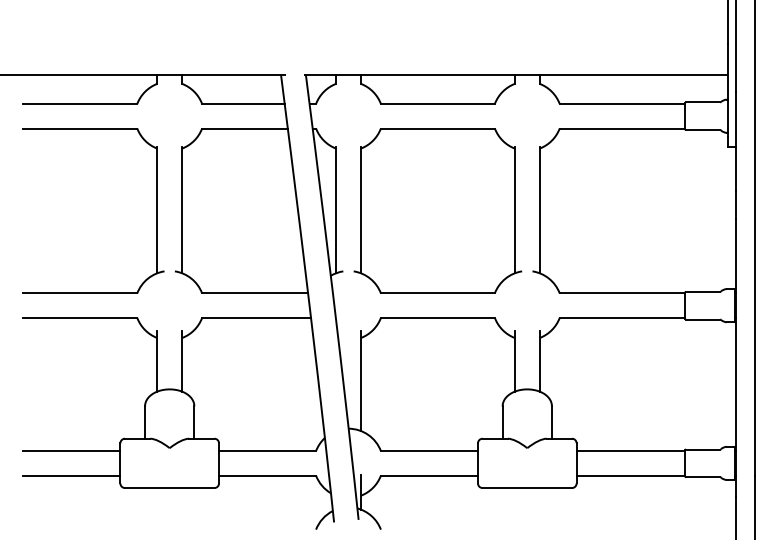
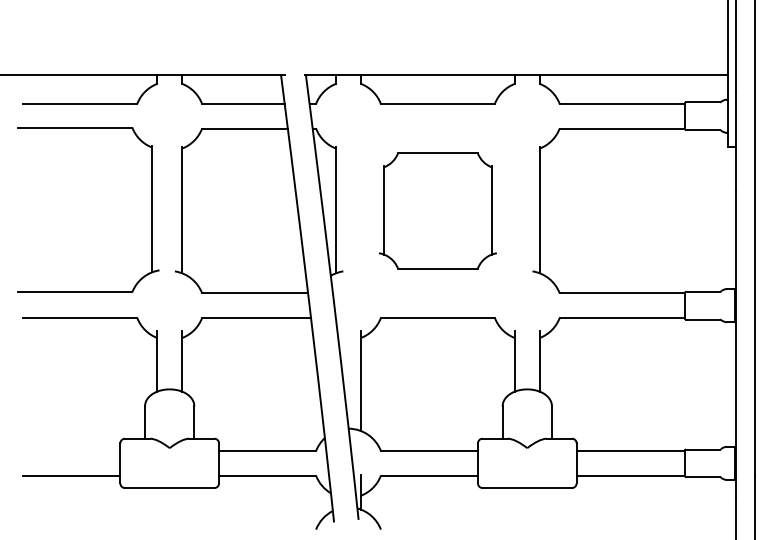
part position: (156, 210) -> (151, 209) (151, 209)
part size: 170x166 px -> 118x118 px (437, 210)
line: present -> none (71, 451)
